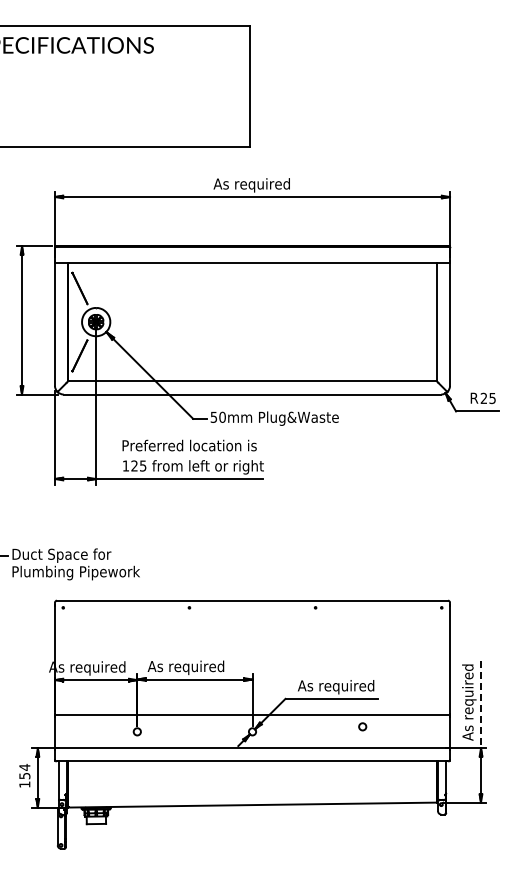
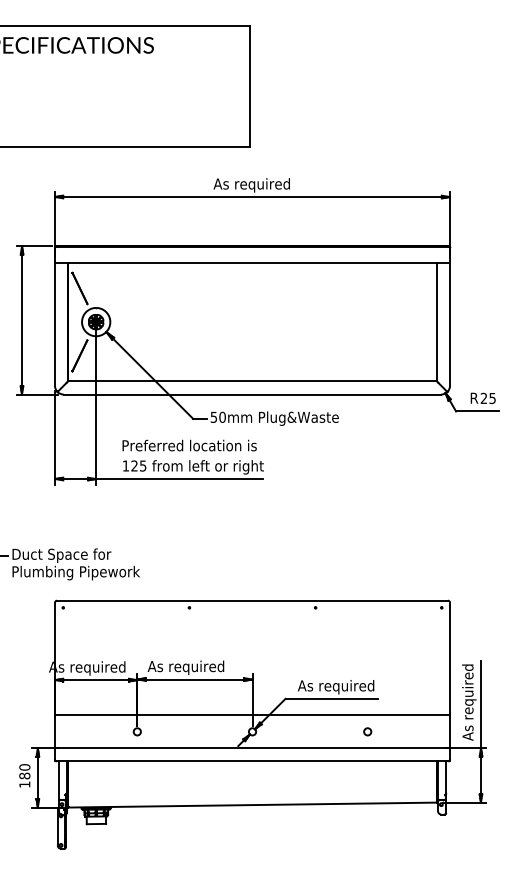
line: dashed -> solid (481, 704)
circle position: (362, 726) -> (367, 731) (367, 731)
text: 154 -> 180 (24, 771)
